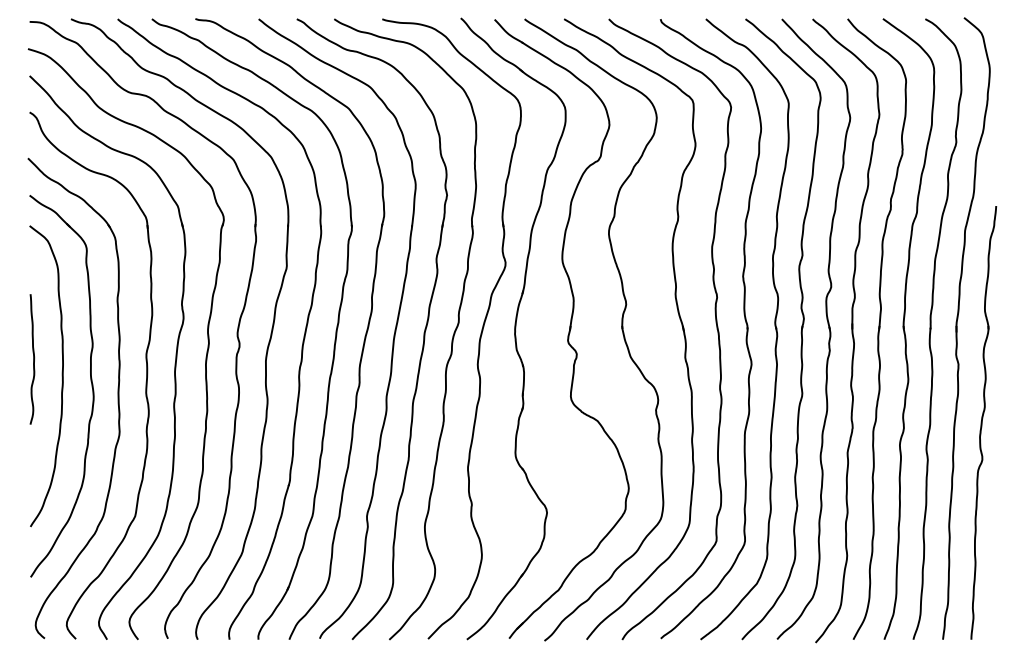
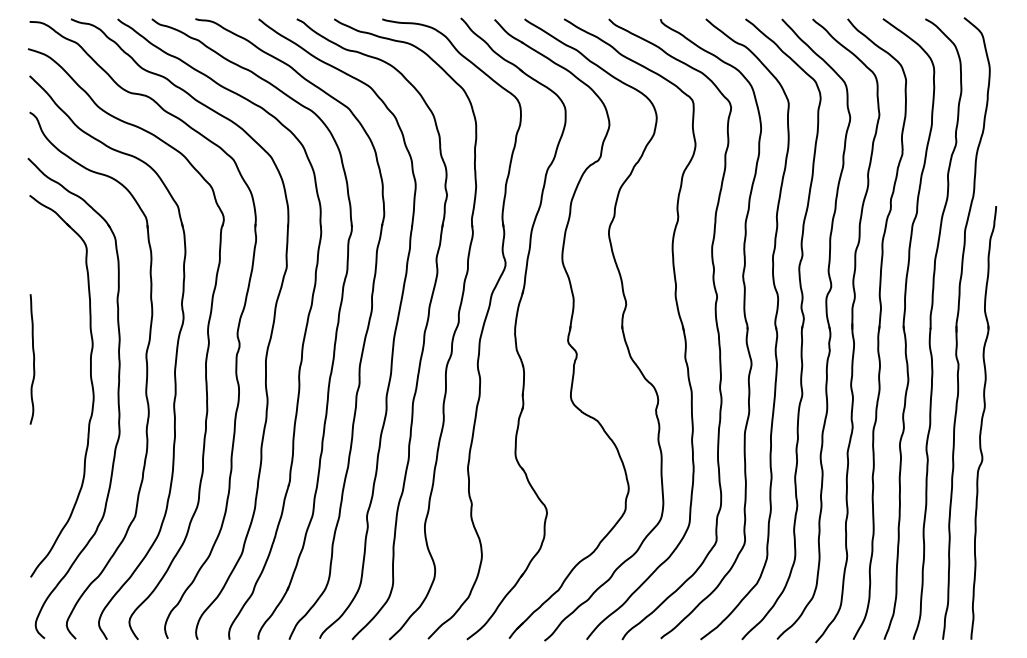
curve: present -> none (61, 376)
